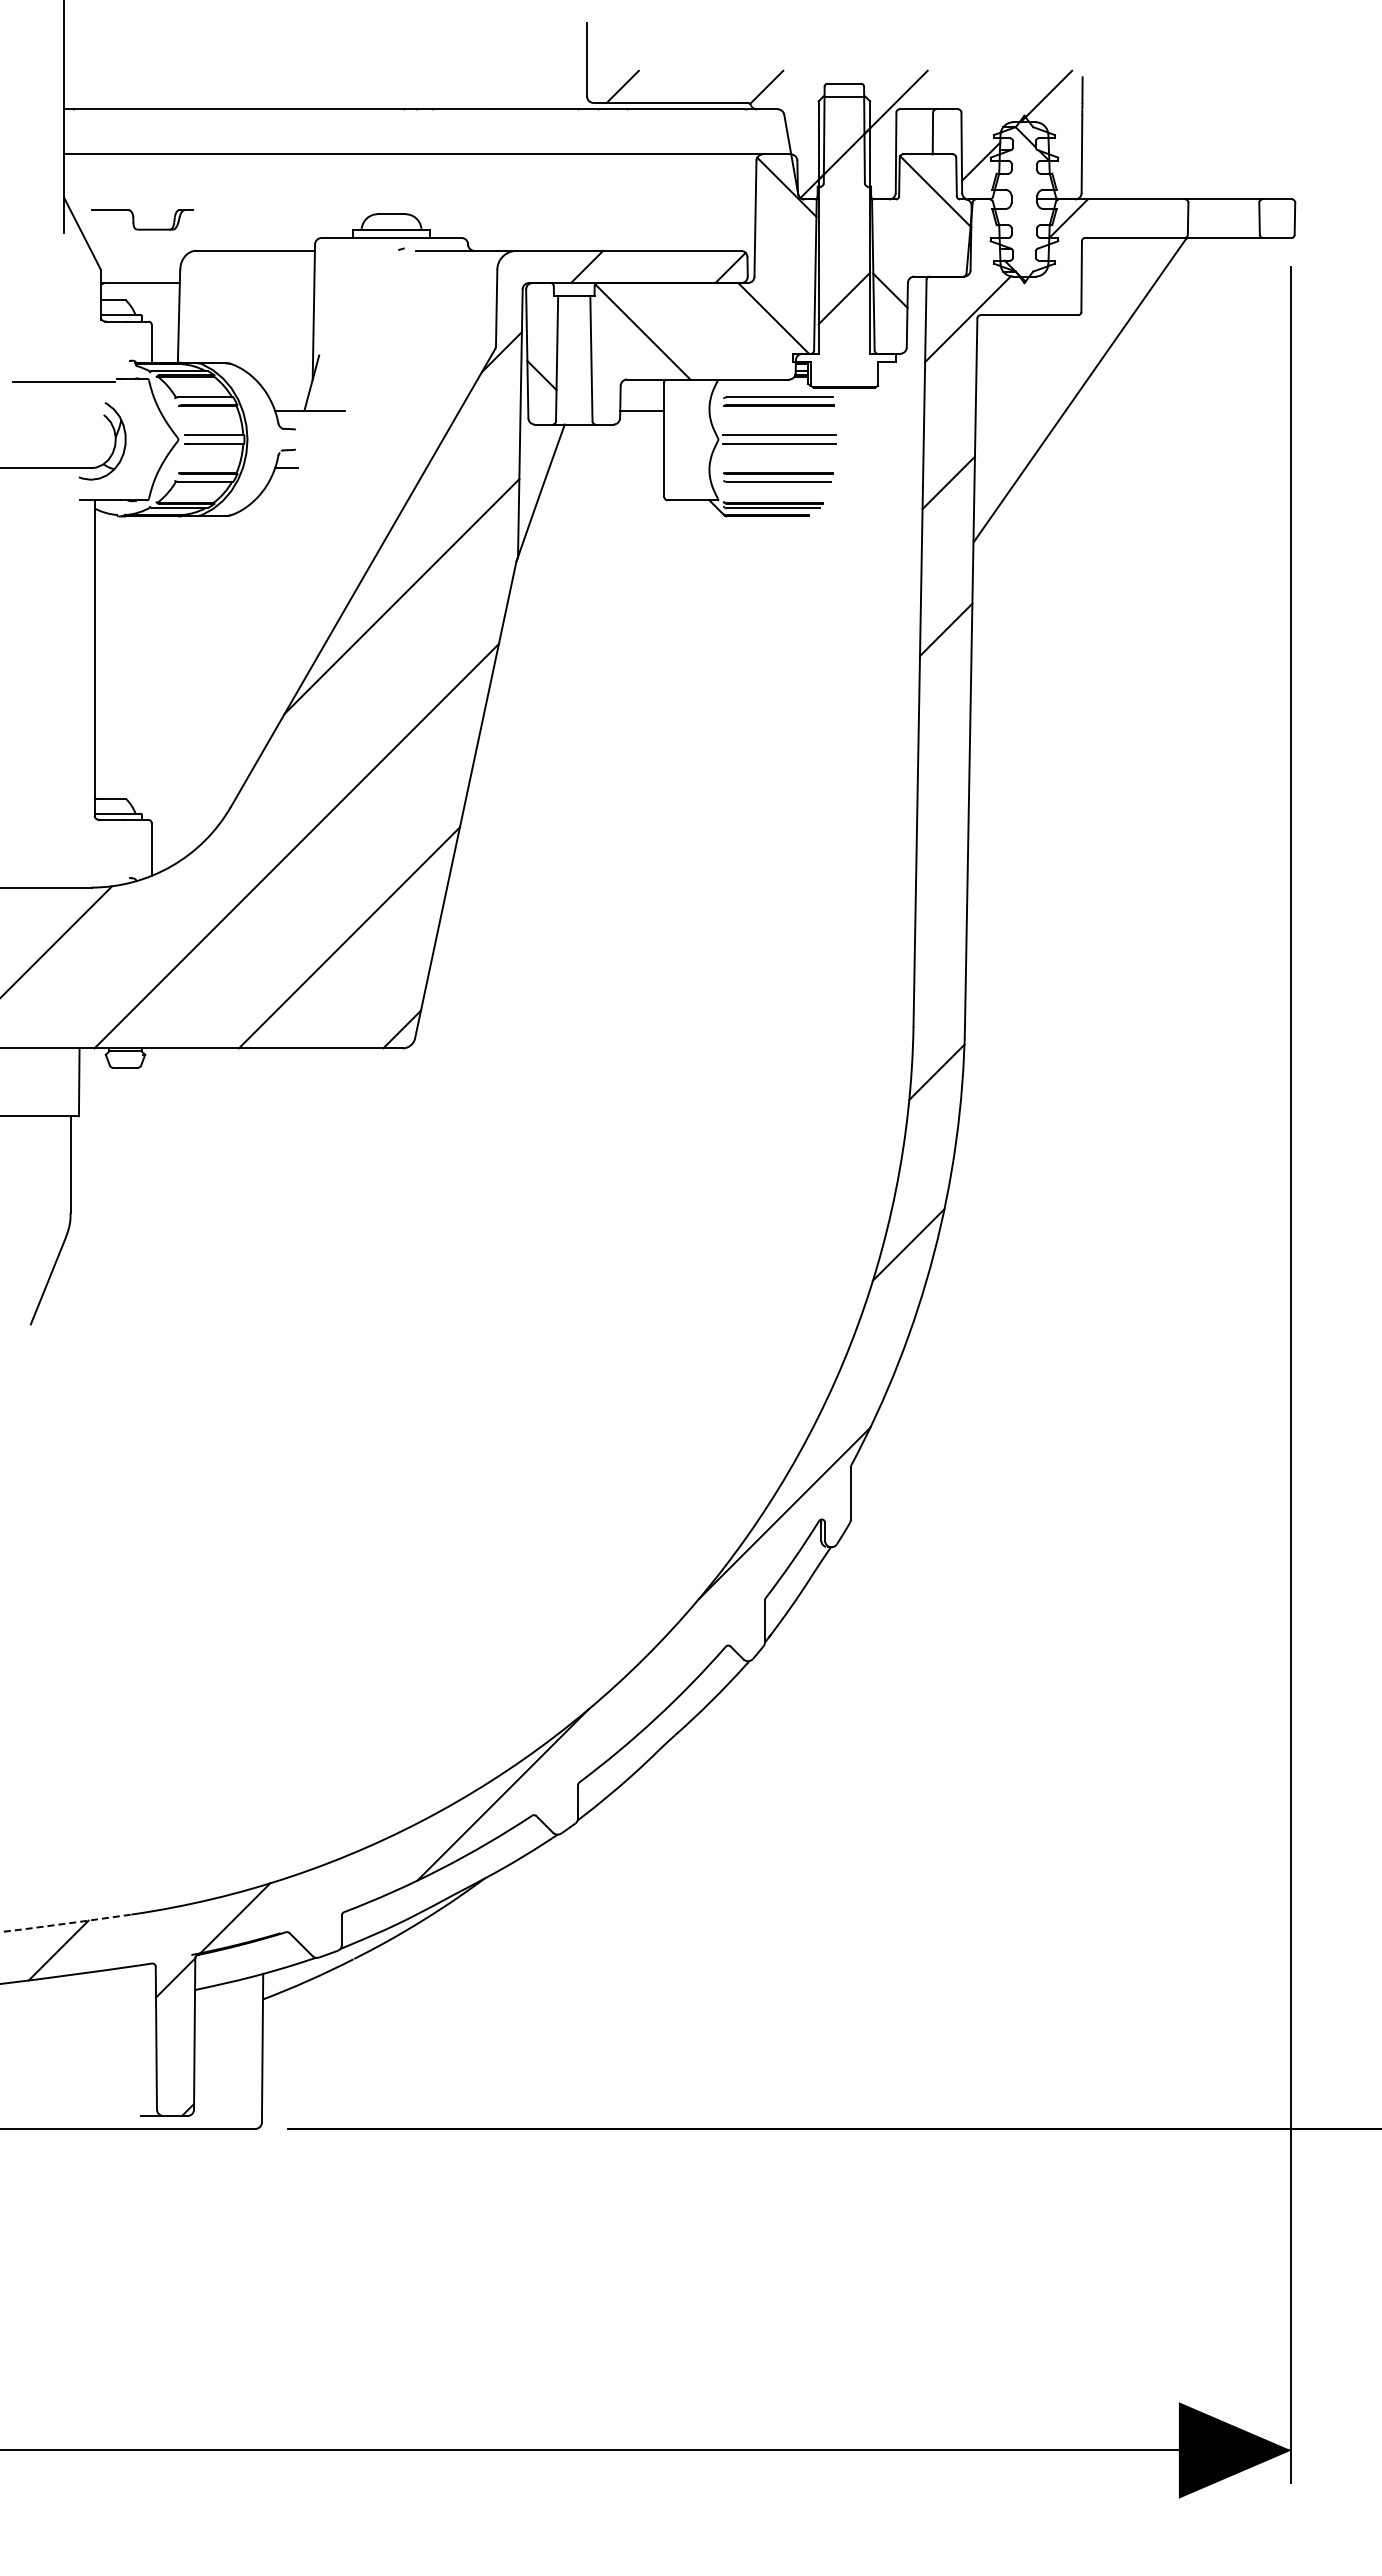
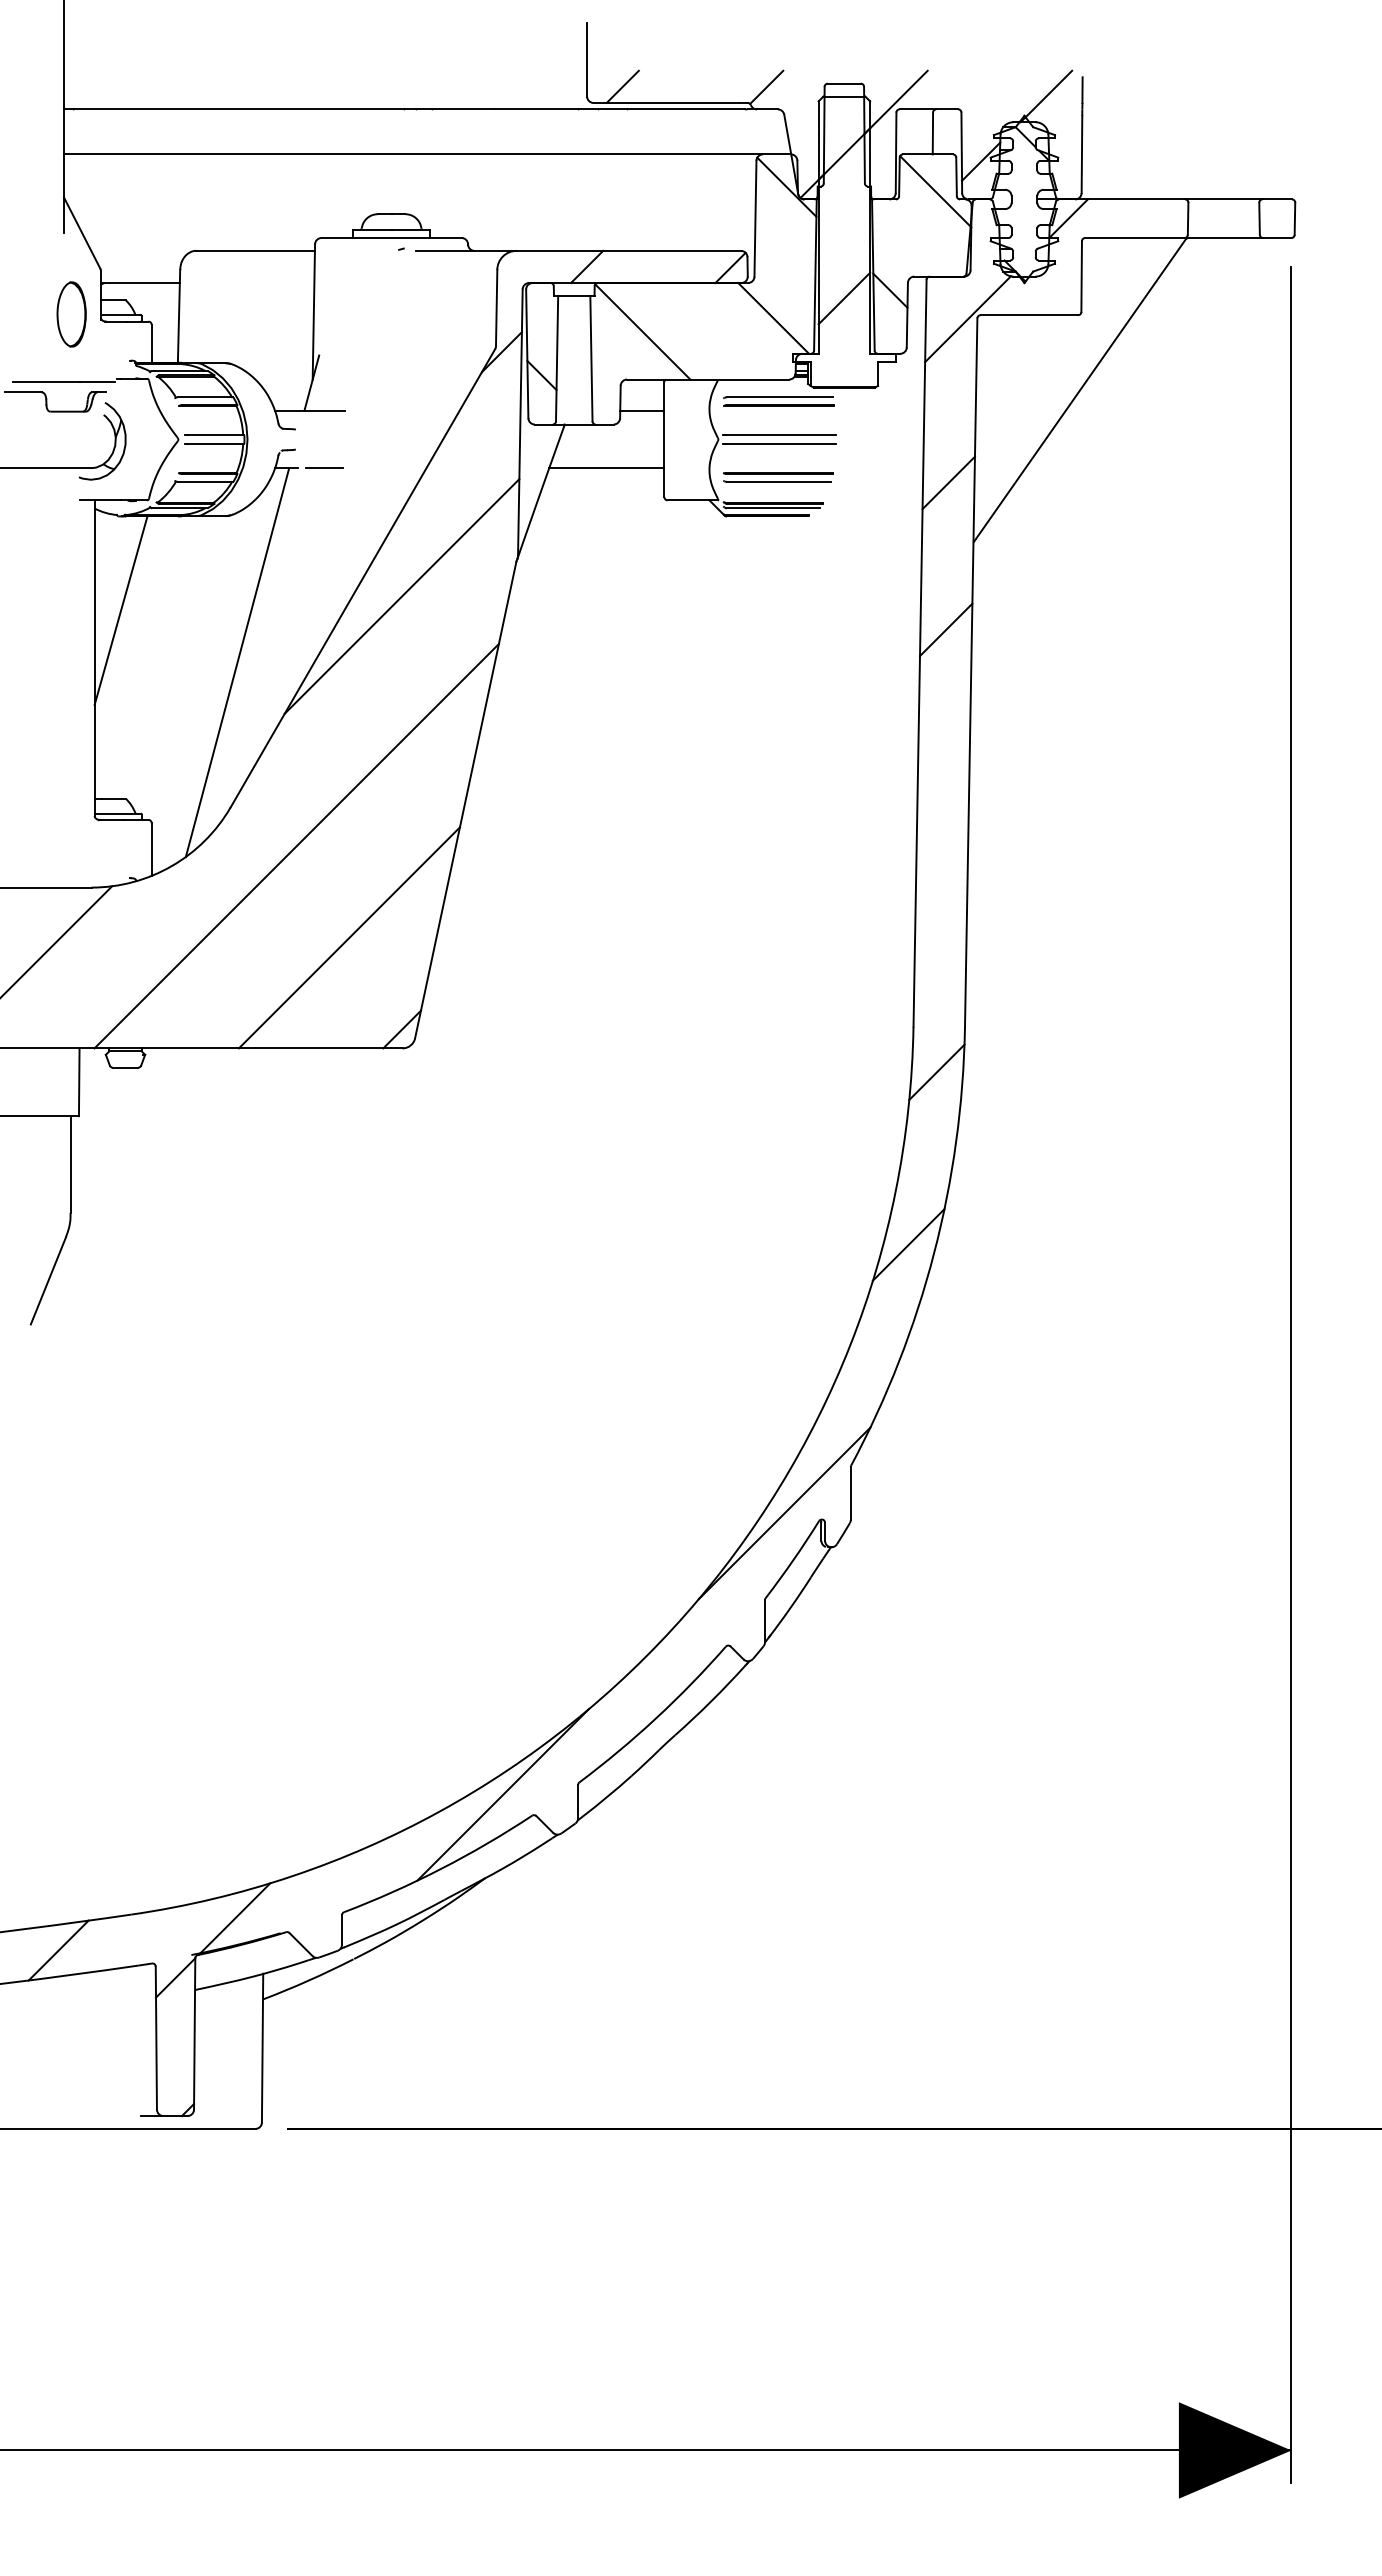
part position: (134, 219) -> (47, 401) (47, 401)
part: none -> present (71, 314)
line: none -> present (324, 468)
line: none -> present (606, 468)
line: none -> present (120, 610)
line: none -> present (237, 662)
arc: dashed -> solid (65, 1923)
